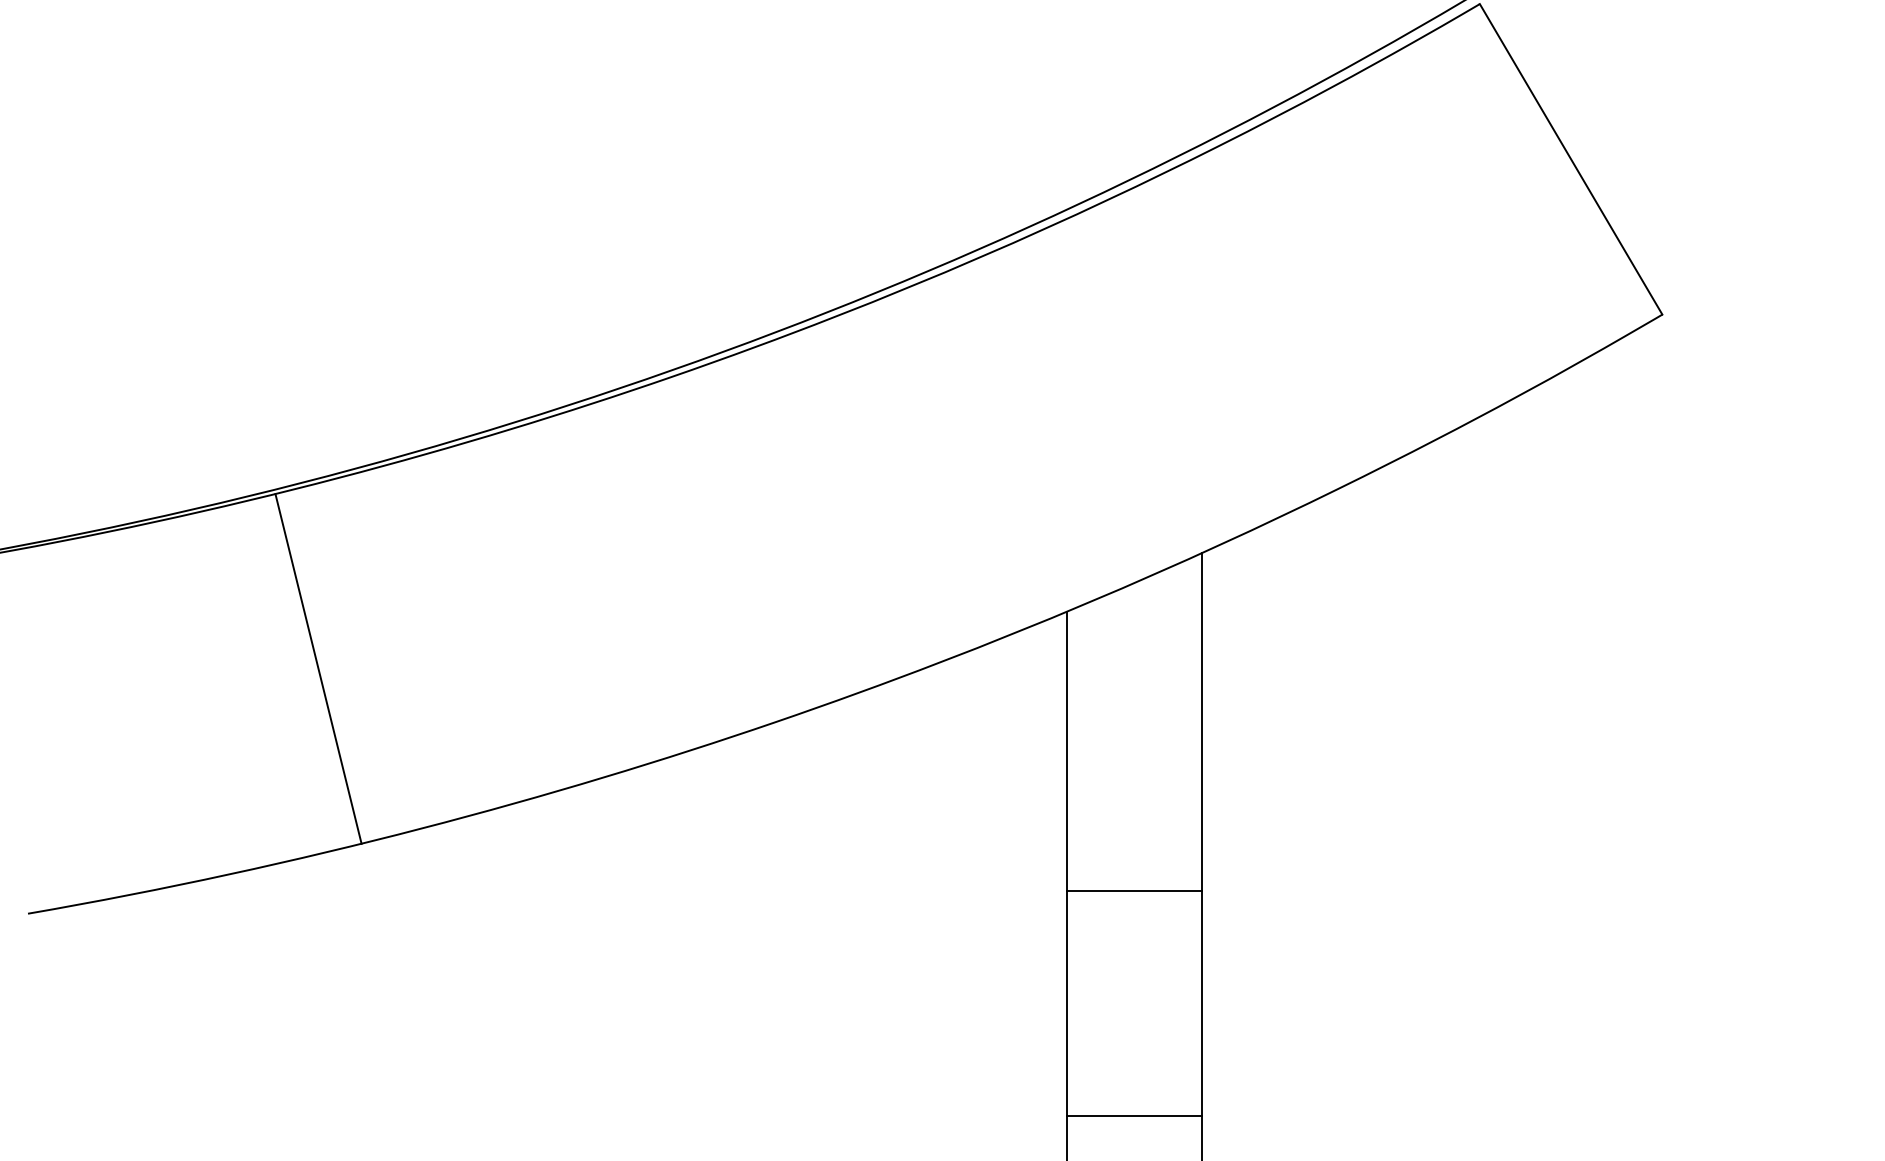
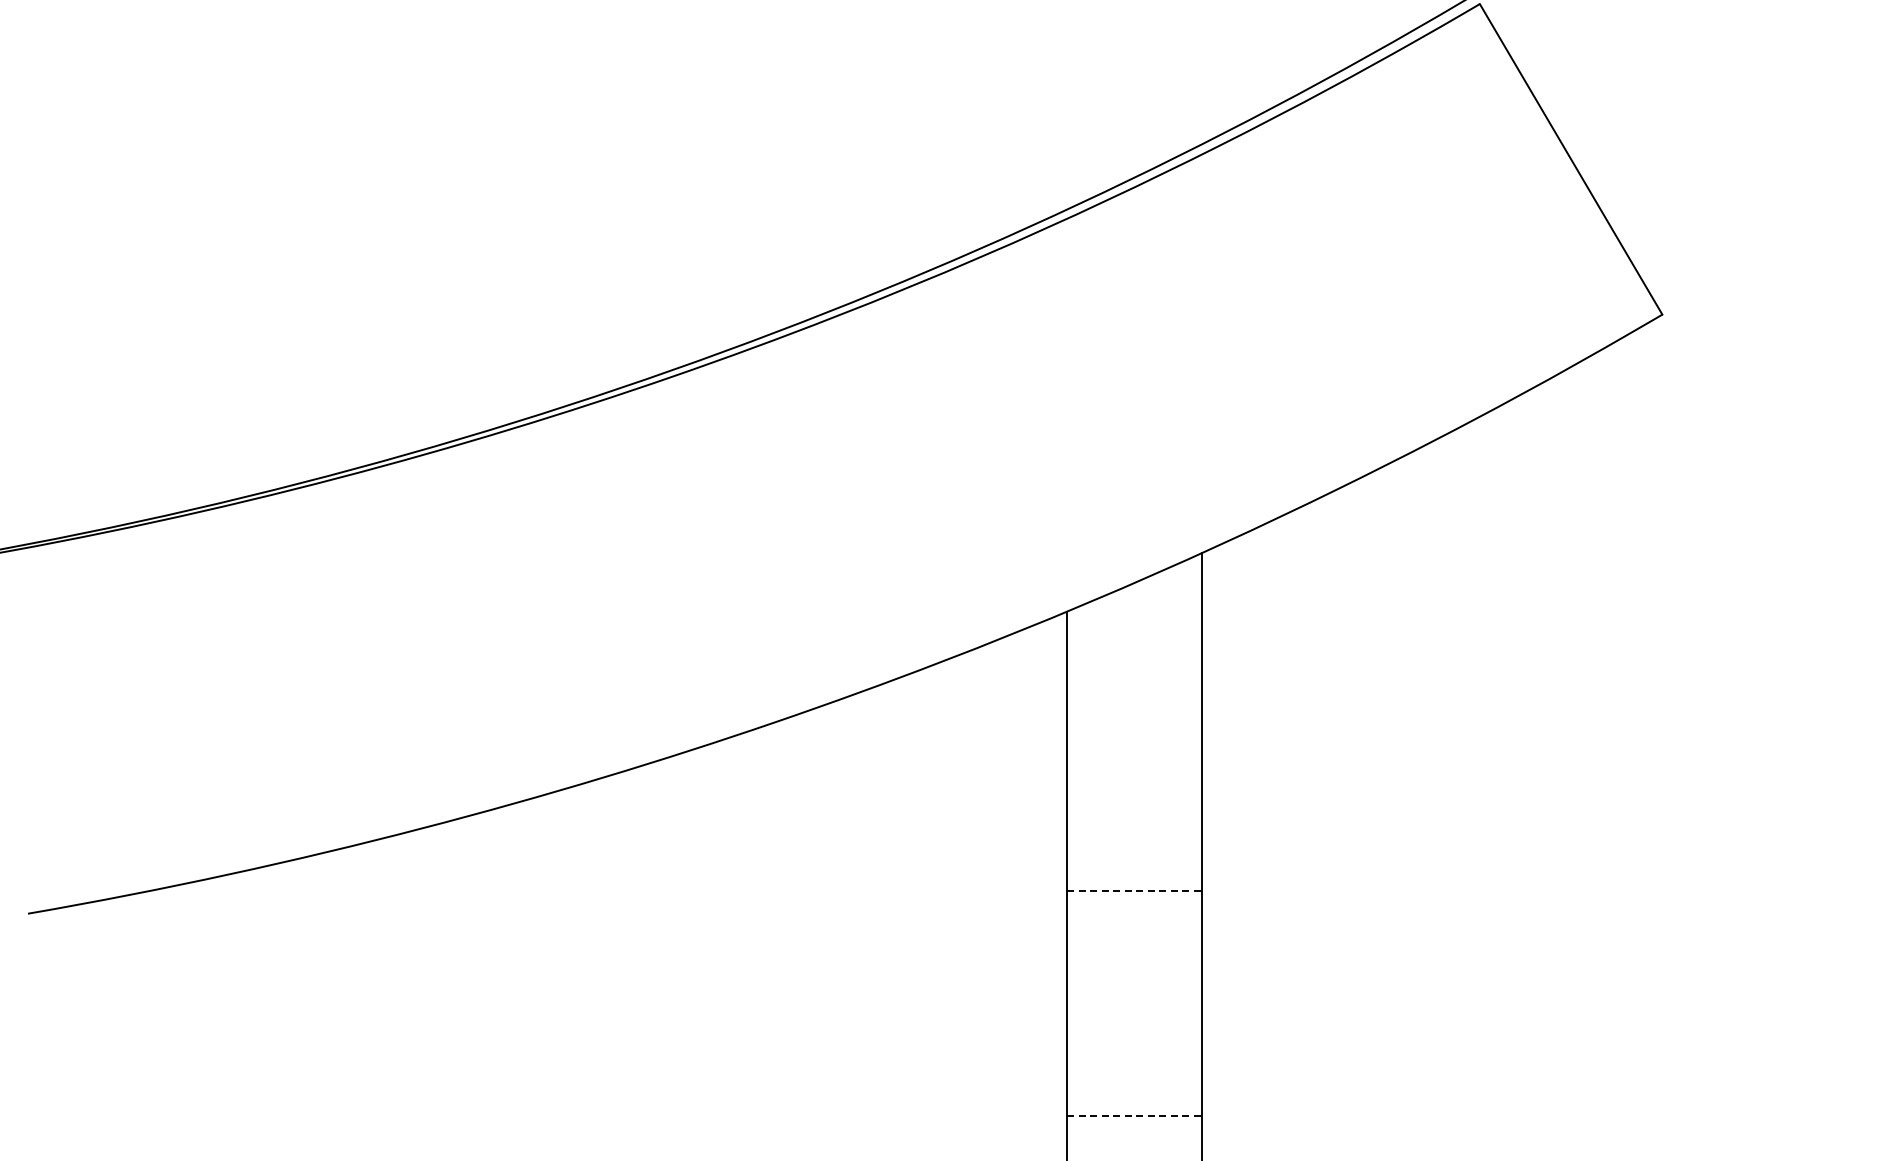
line: present -> none (318, 668)
line: solid -> dashed (1134, 890)
line: solid -> dashed (1134, 1115)
